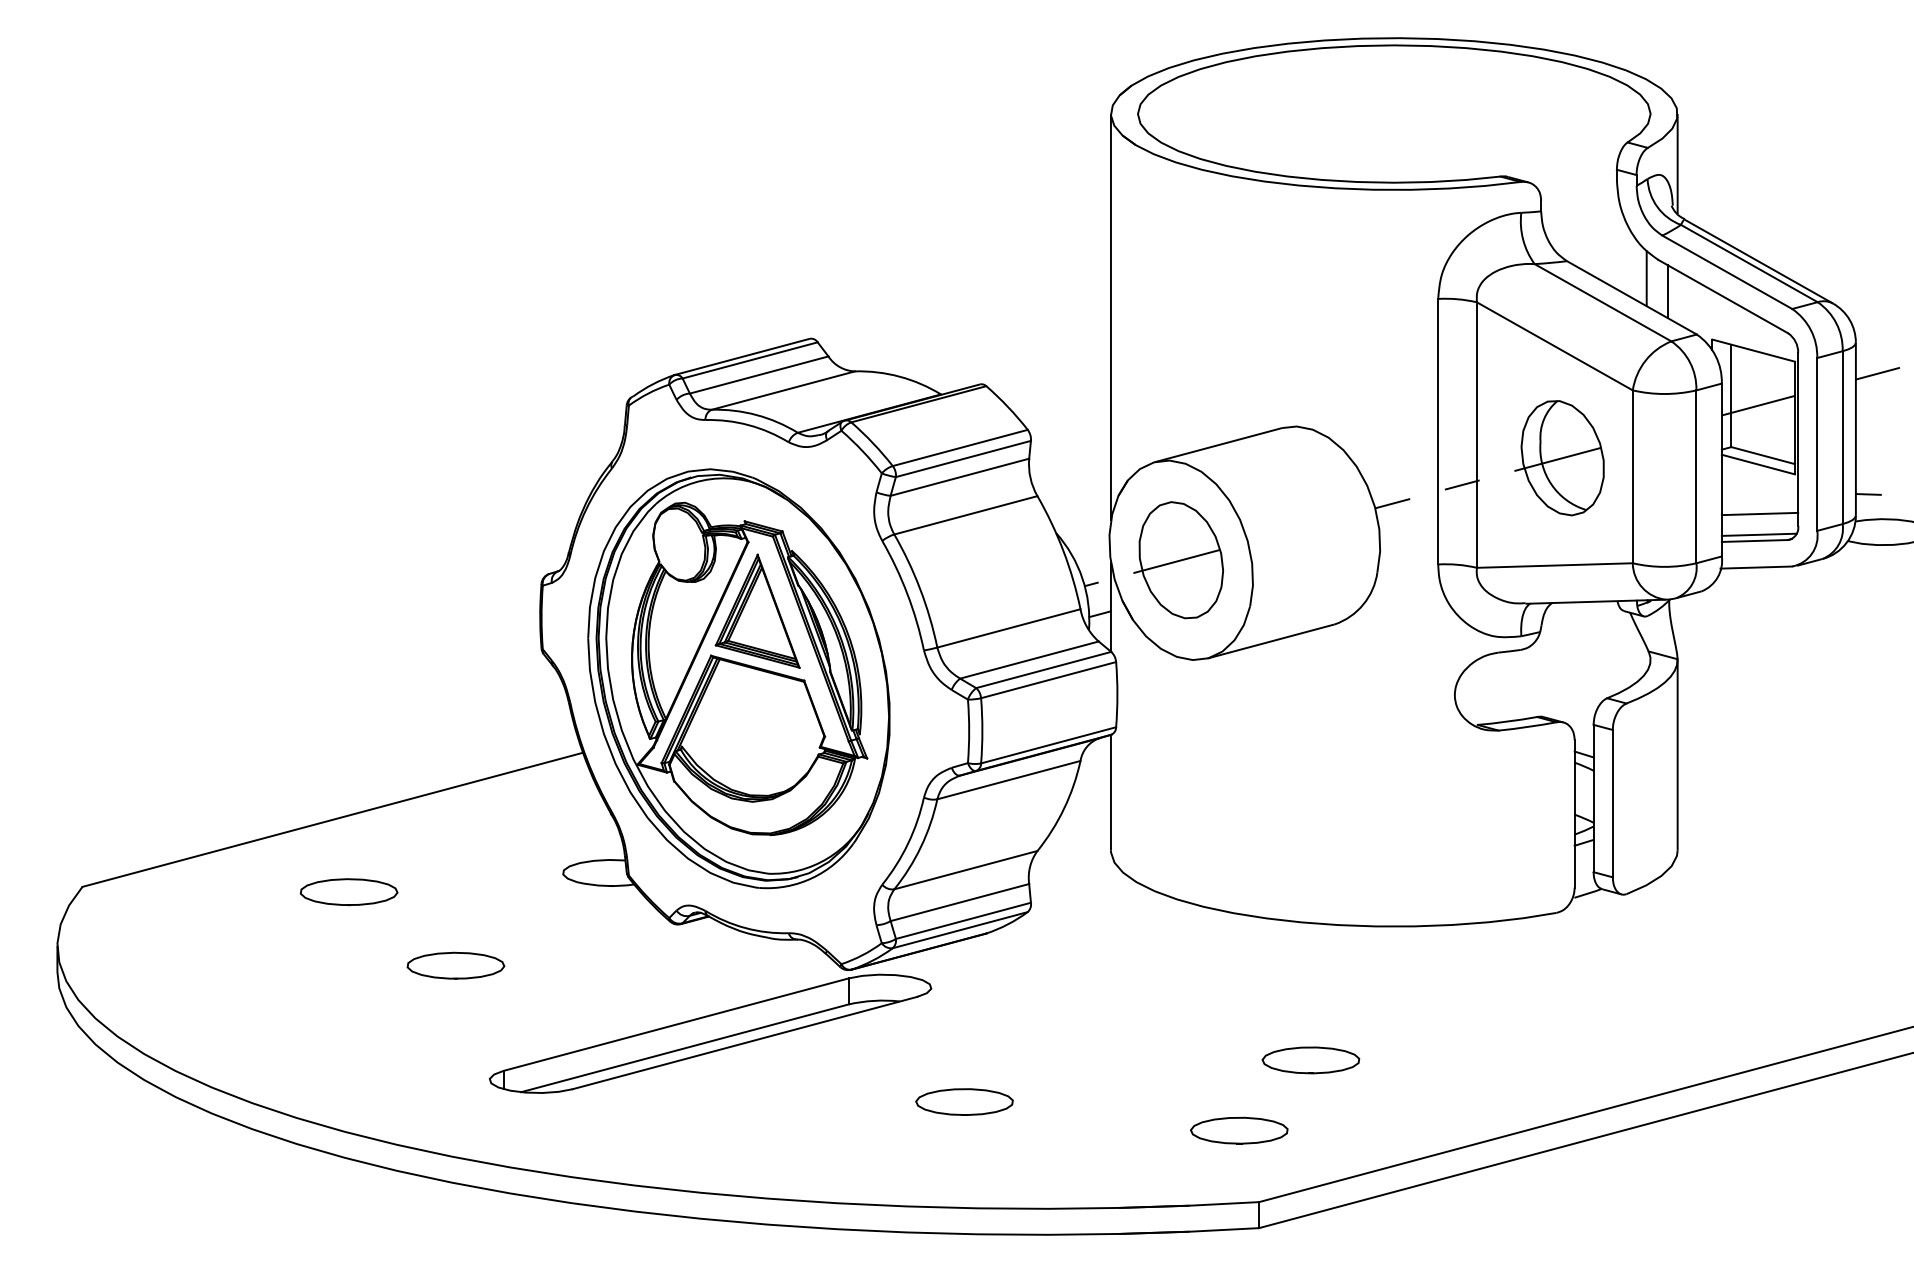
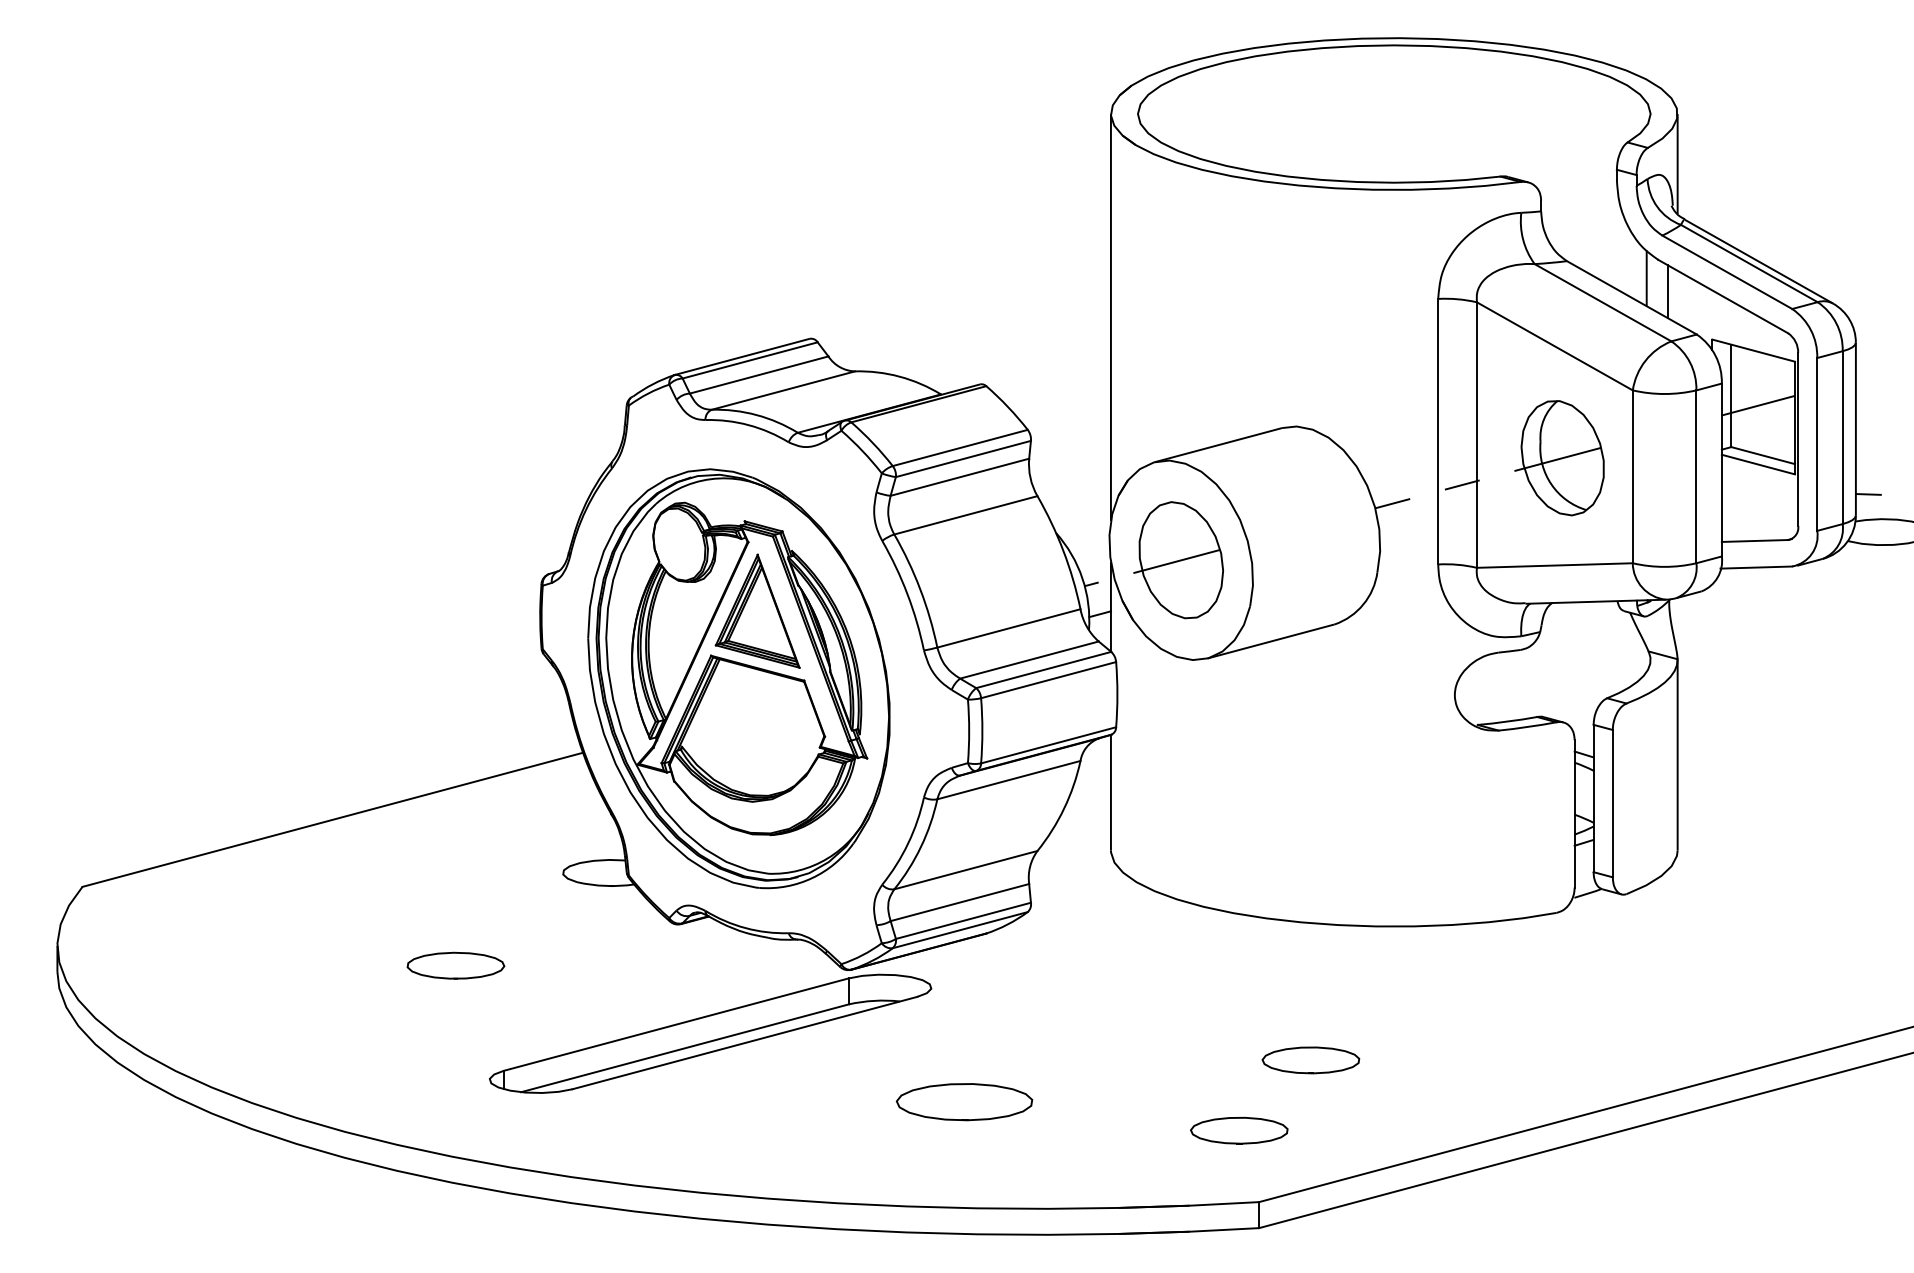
line: present -> none (1877, 373)
line: present -> none (1759, 513)
line: present -> none (1758, 534)
part: present -> none (348, 892)
part size: 99x28 px -> 139x39 px (964, 1102)
